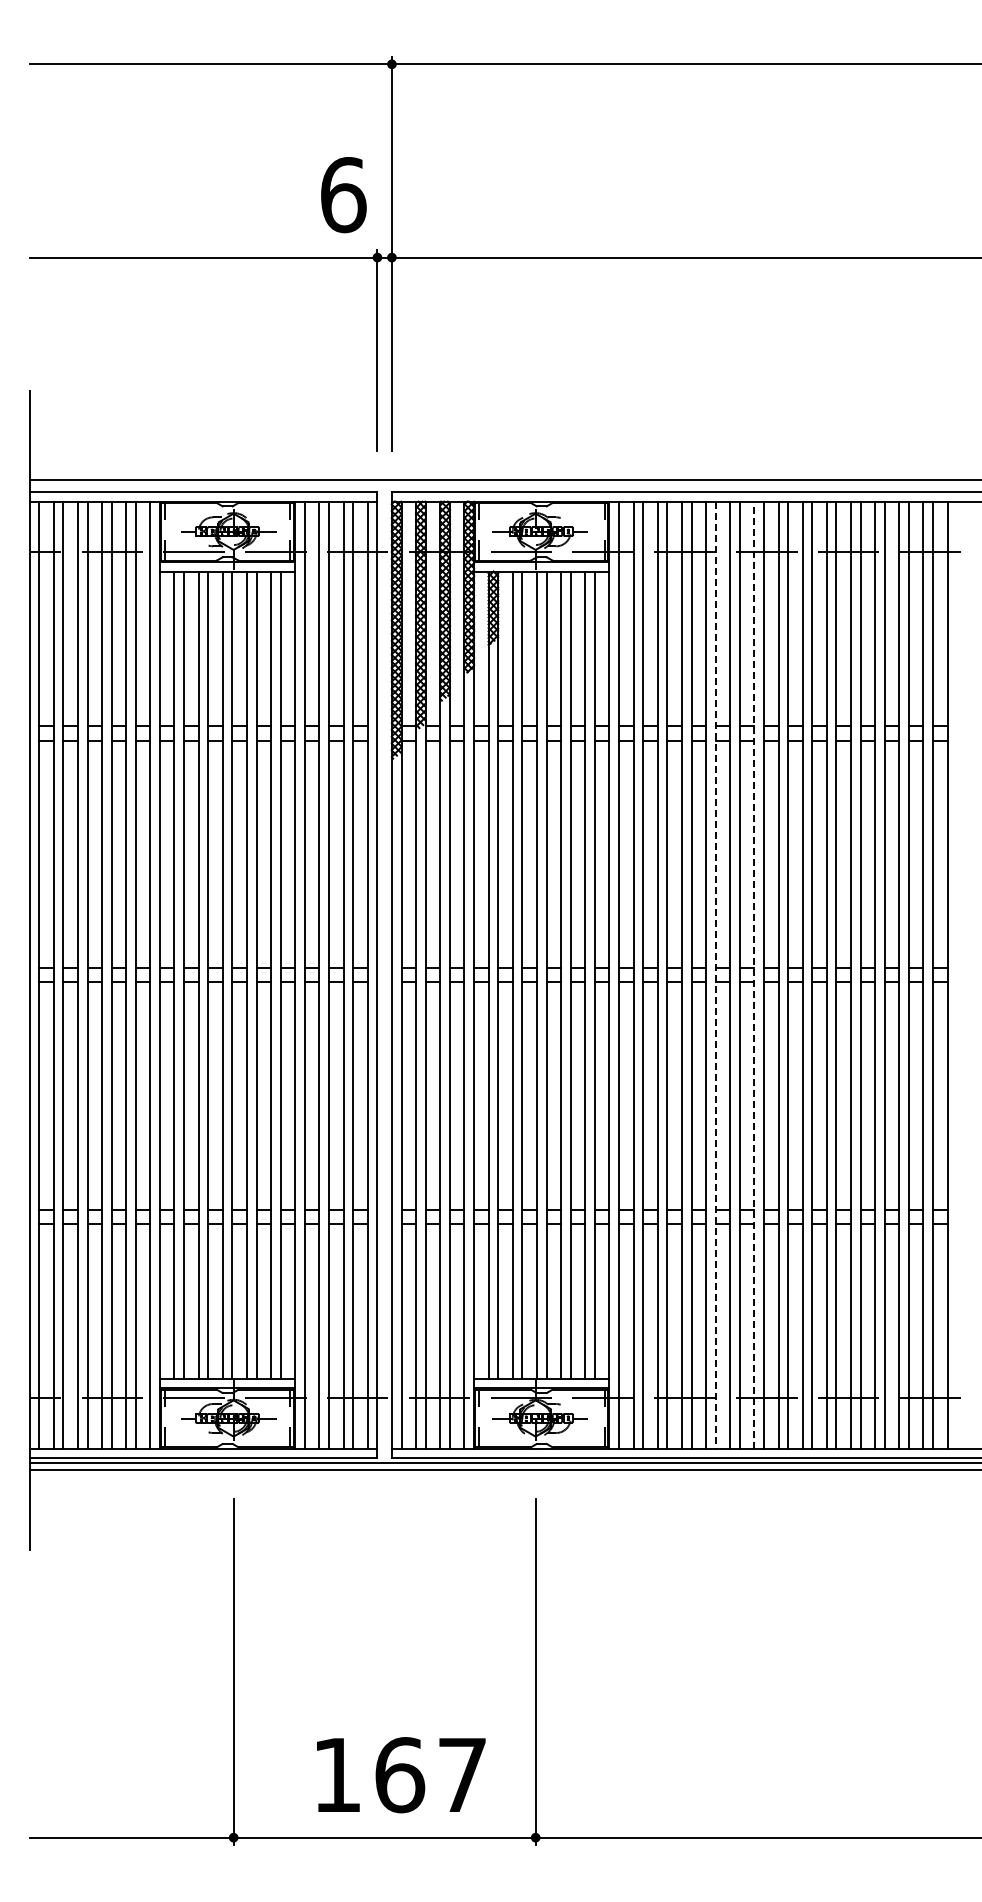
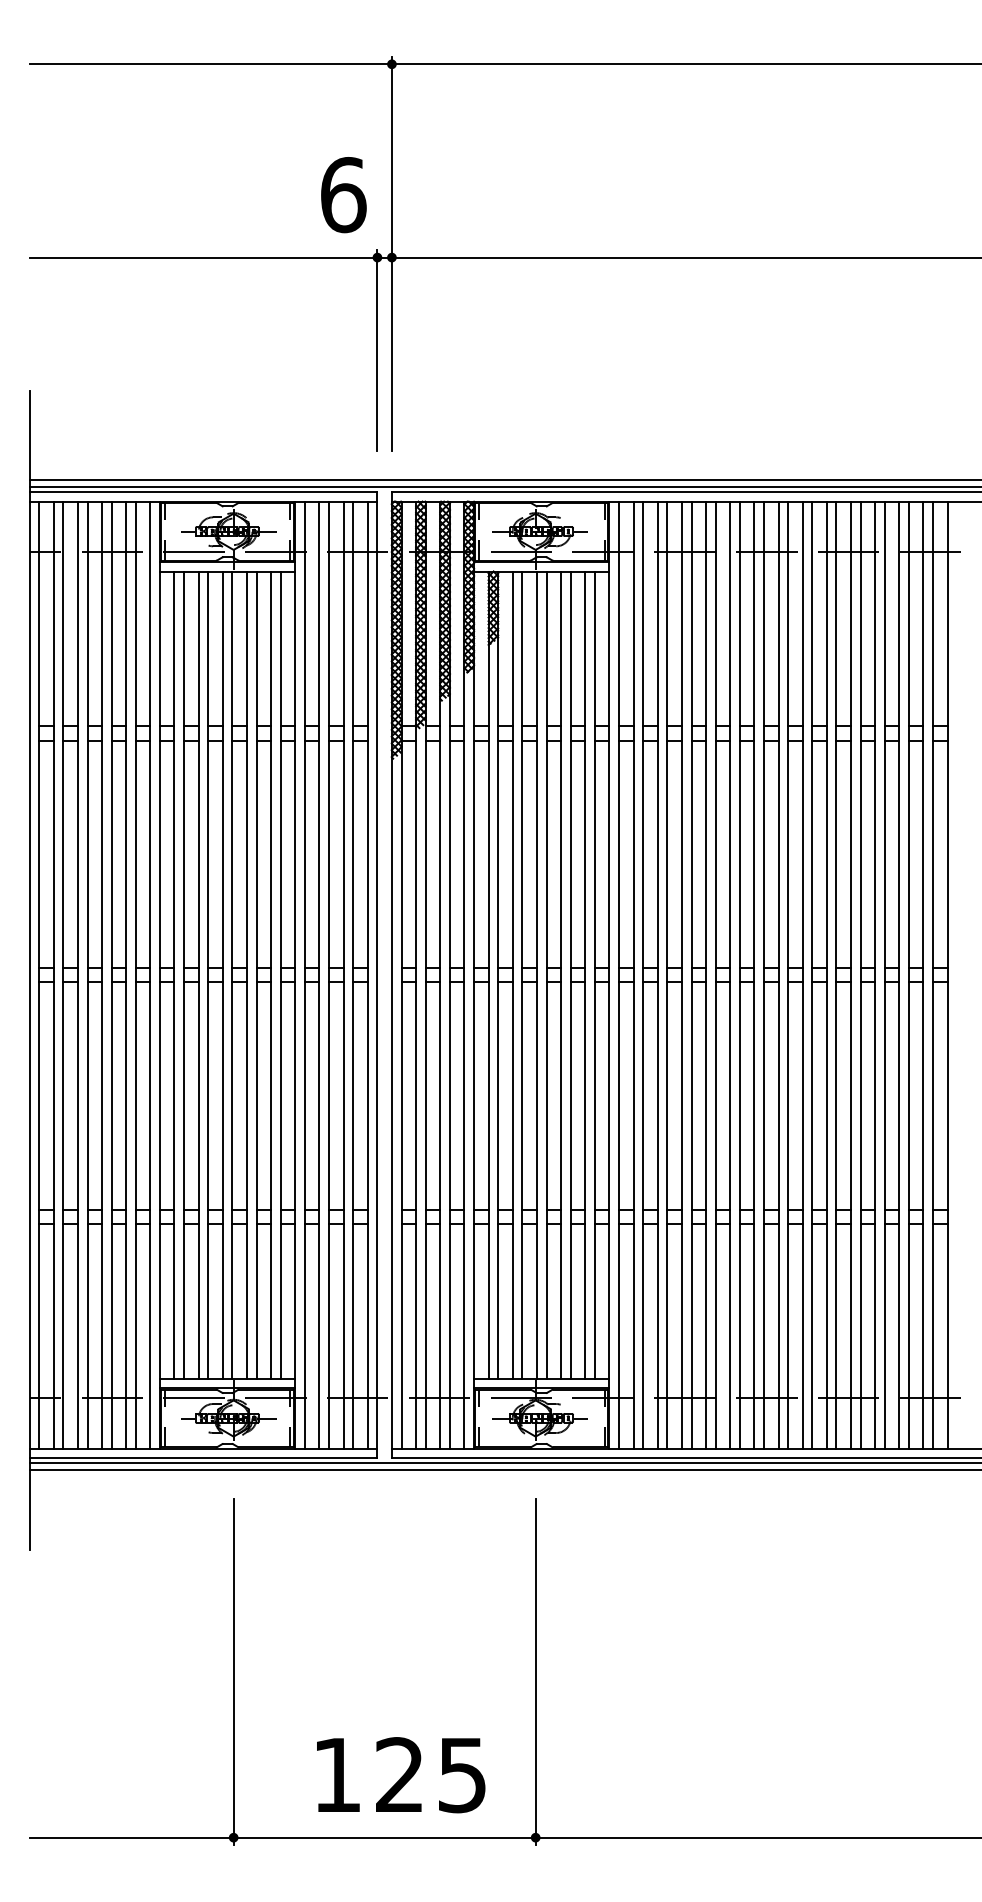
line: none -> present (503, 487)
line: dashed -> solid (715, 975)
line: dashed -> solid (754, 975)
text: 167 -> 125 (430, 1775)
